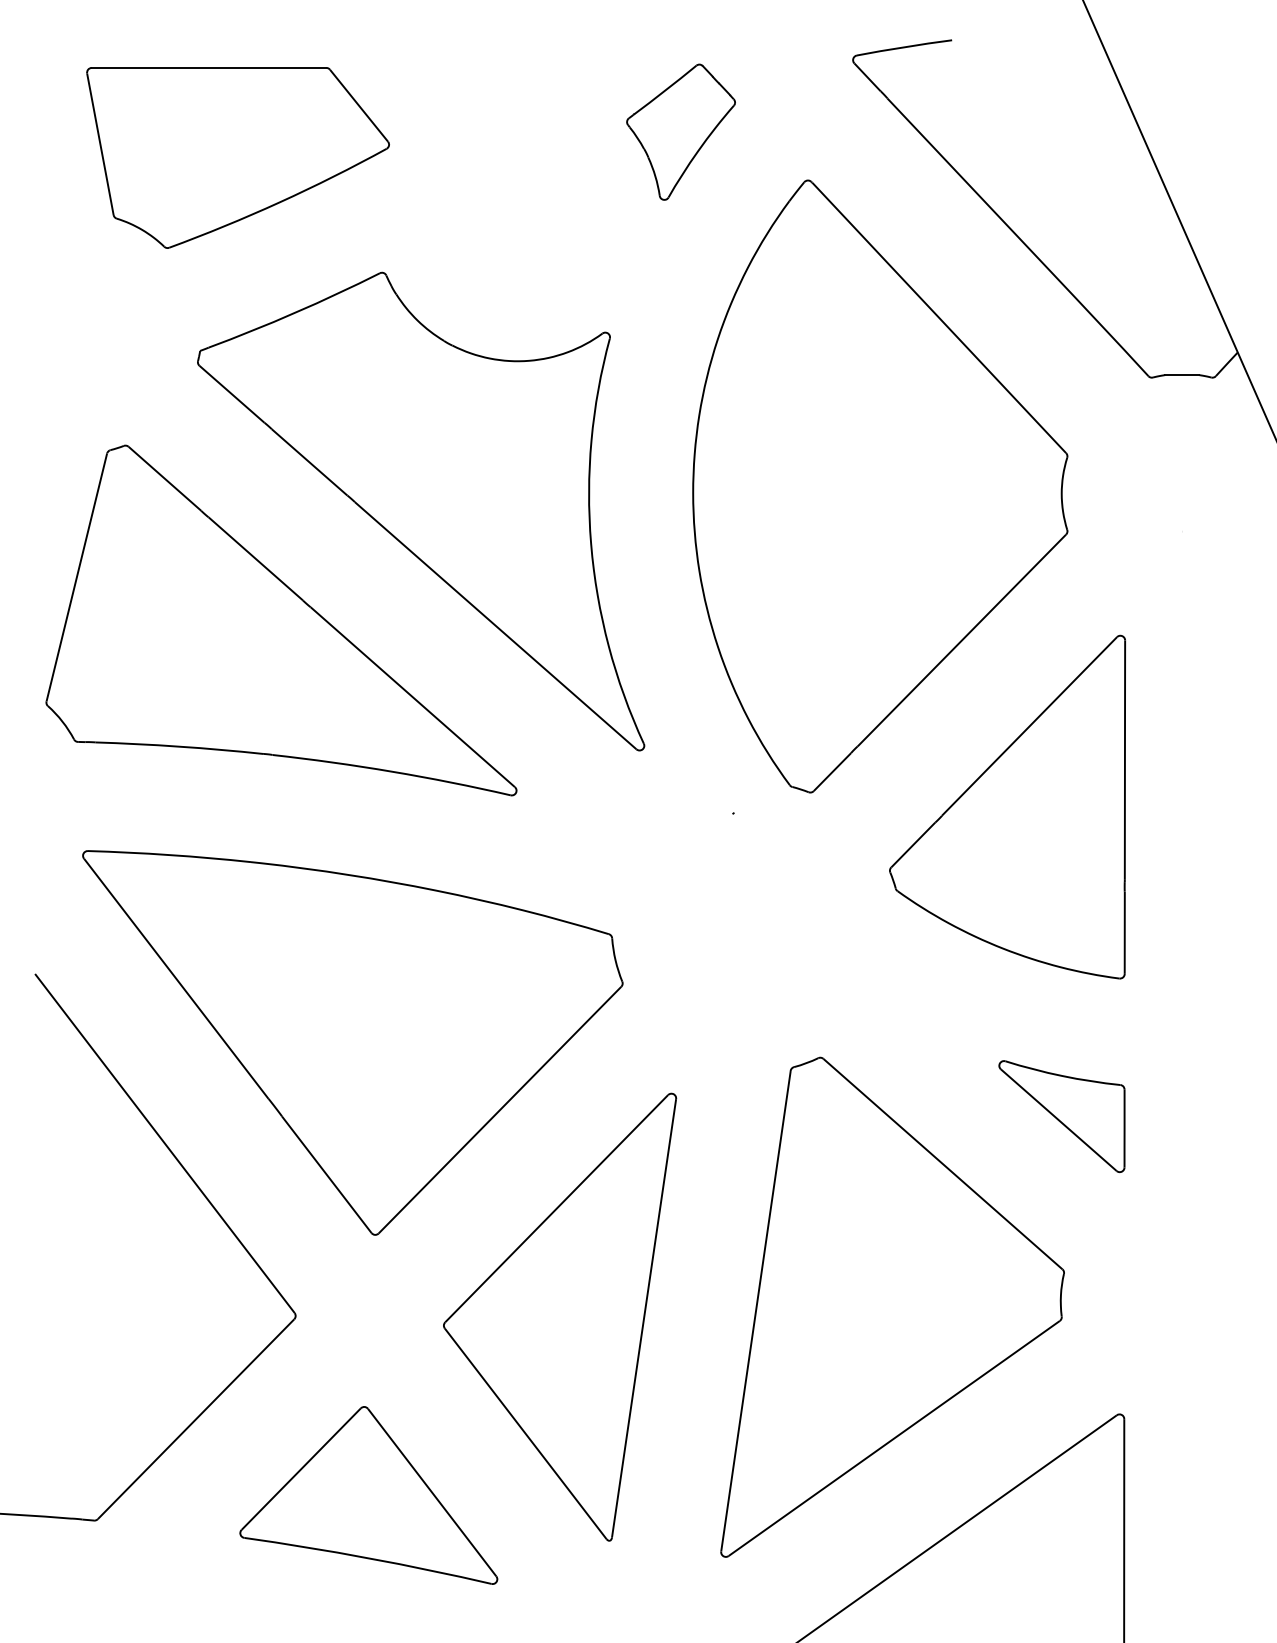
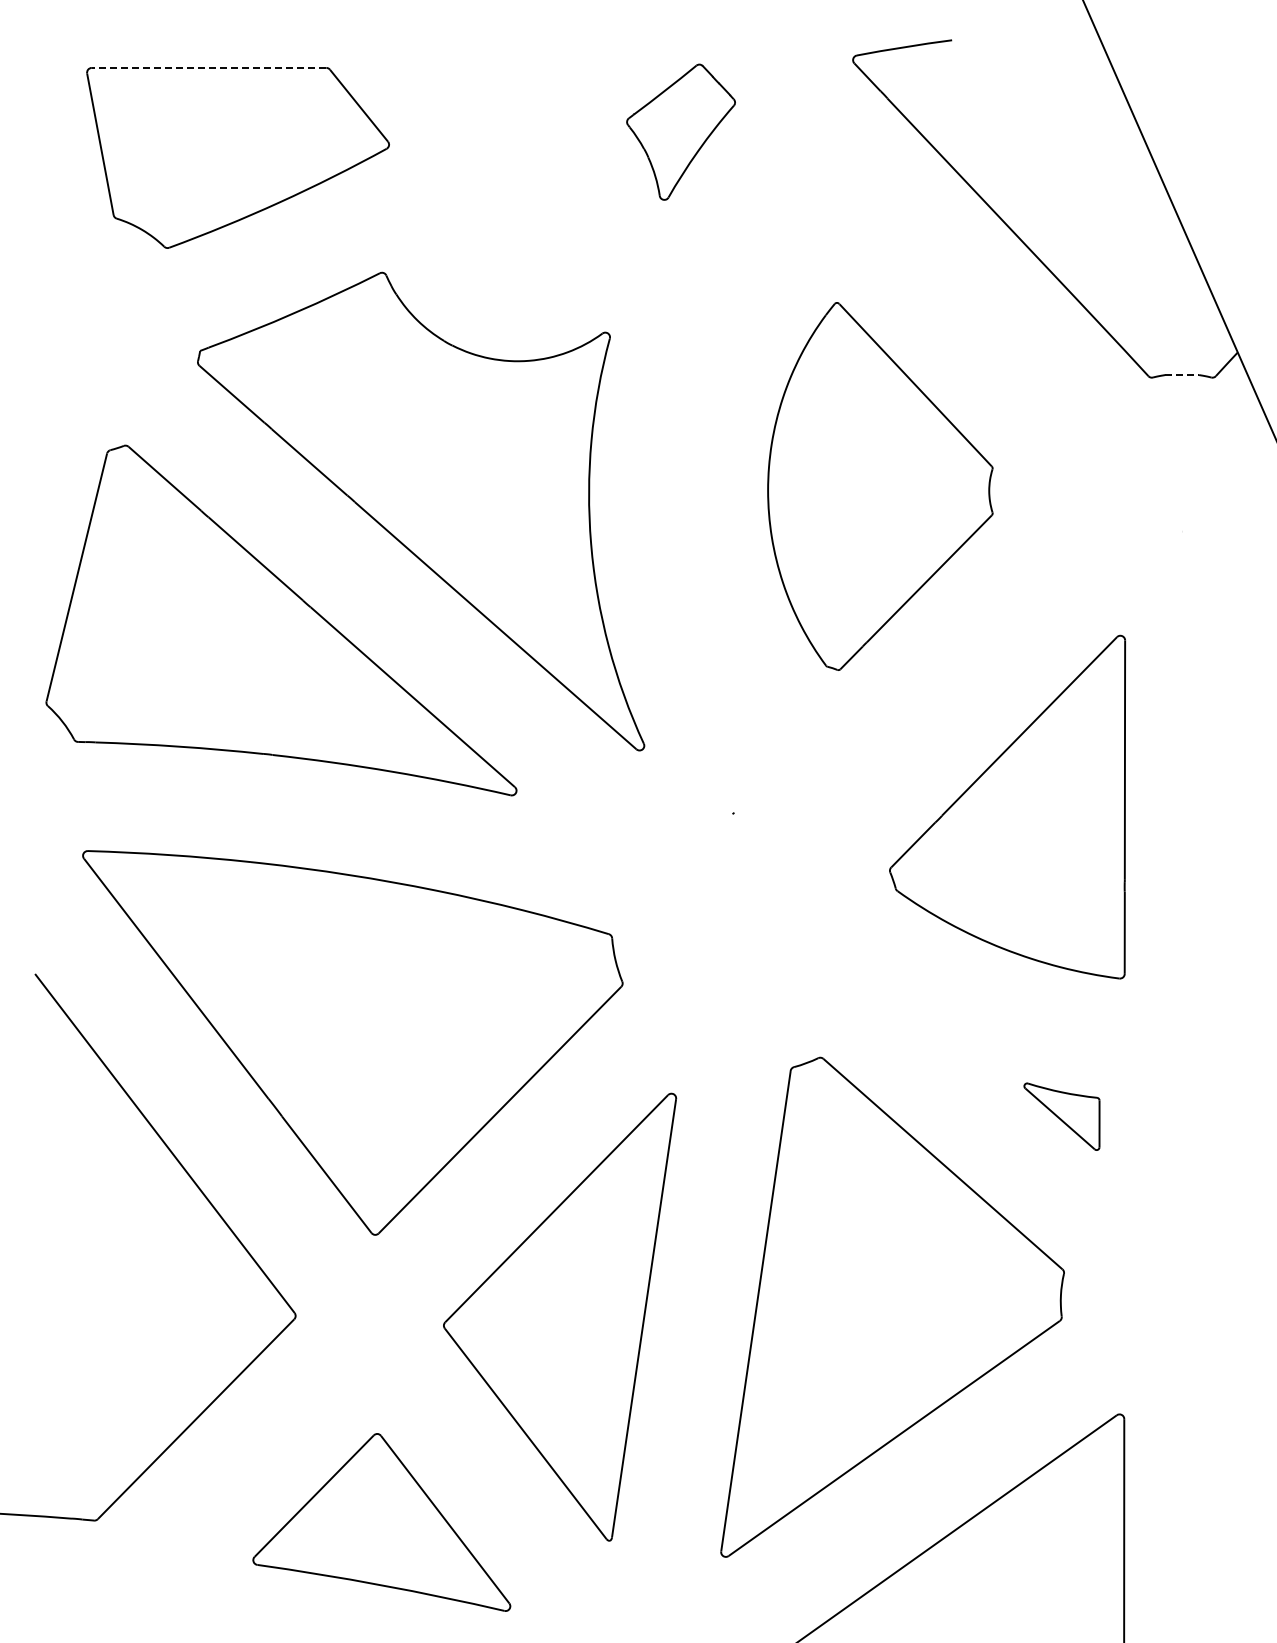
line: solid -> dashed (208, 67)
line: solid -> dashed (1182, 375)
part size: 377x615 px -> 227x369 px (880, 486)
part size: 128x114 px -> 78x69 px (1061, 1116)
part position: (368, 1495) -> (381, 1522) (381, 1522)
